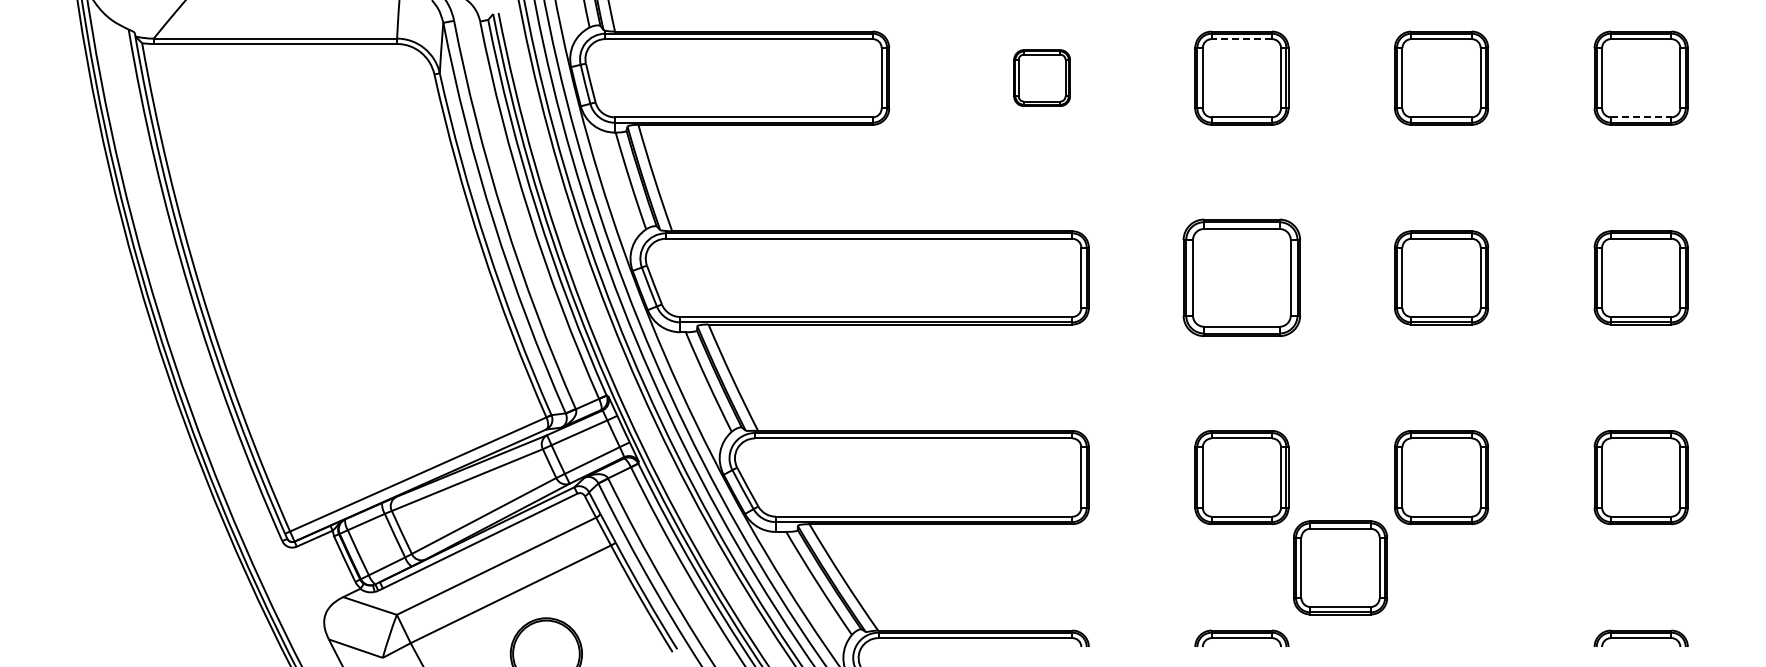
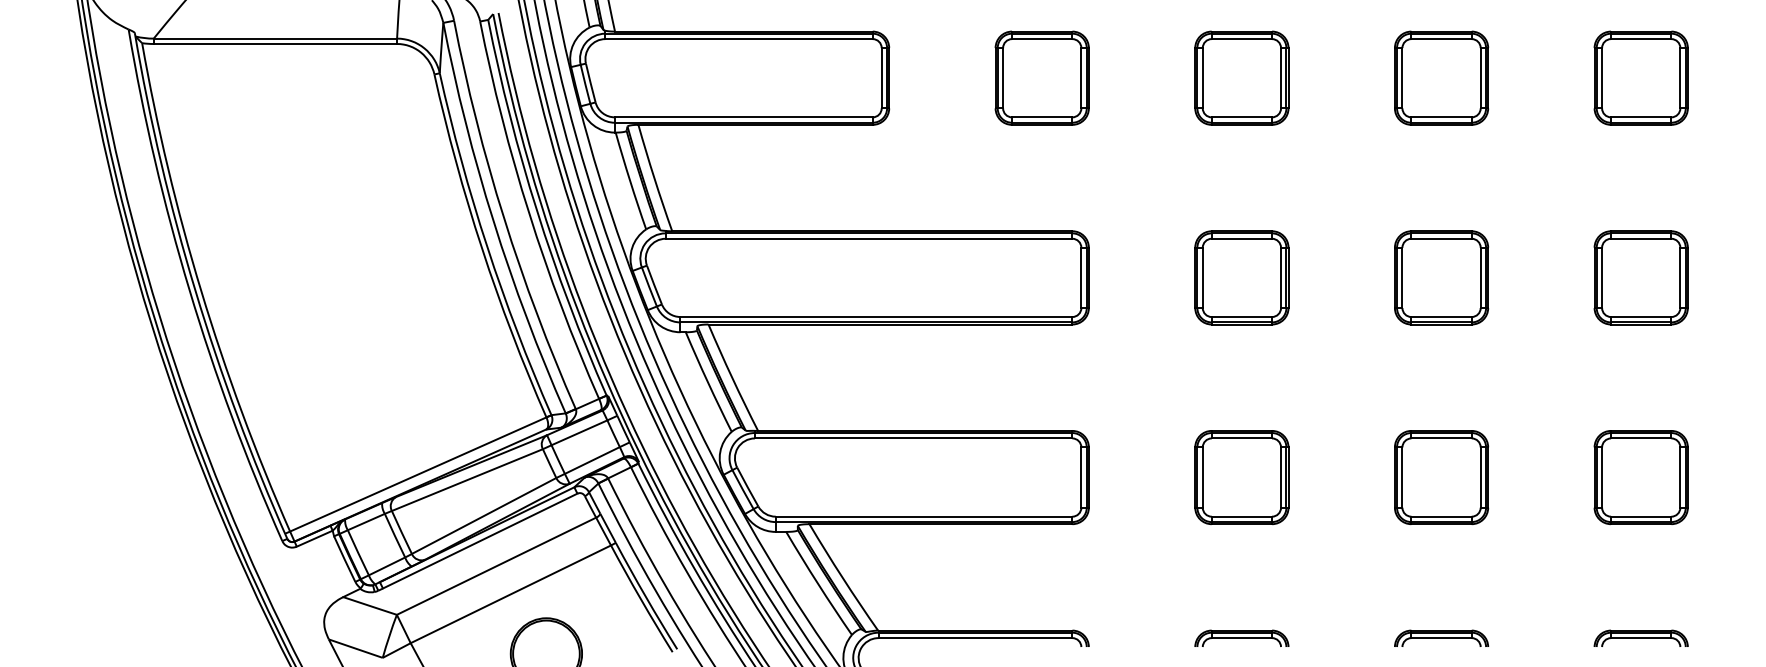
line: dashed -> solid (1241, 39)
part size: 58x58 px -> 96x96 px (1041, 77)
line: dashed -> solid (1641, 117)
part size: 119x119 px -> 96x96 px (1241, 277)
part: present -> none (1340, 567)
part: none -> present (1441, 637)
